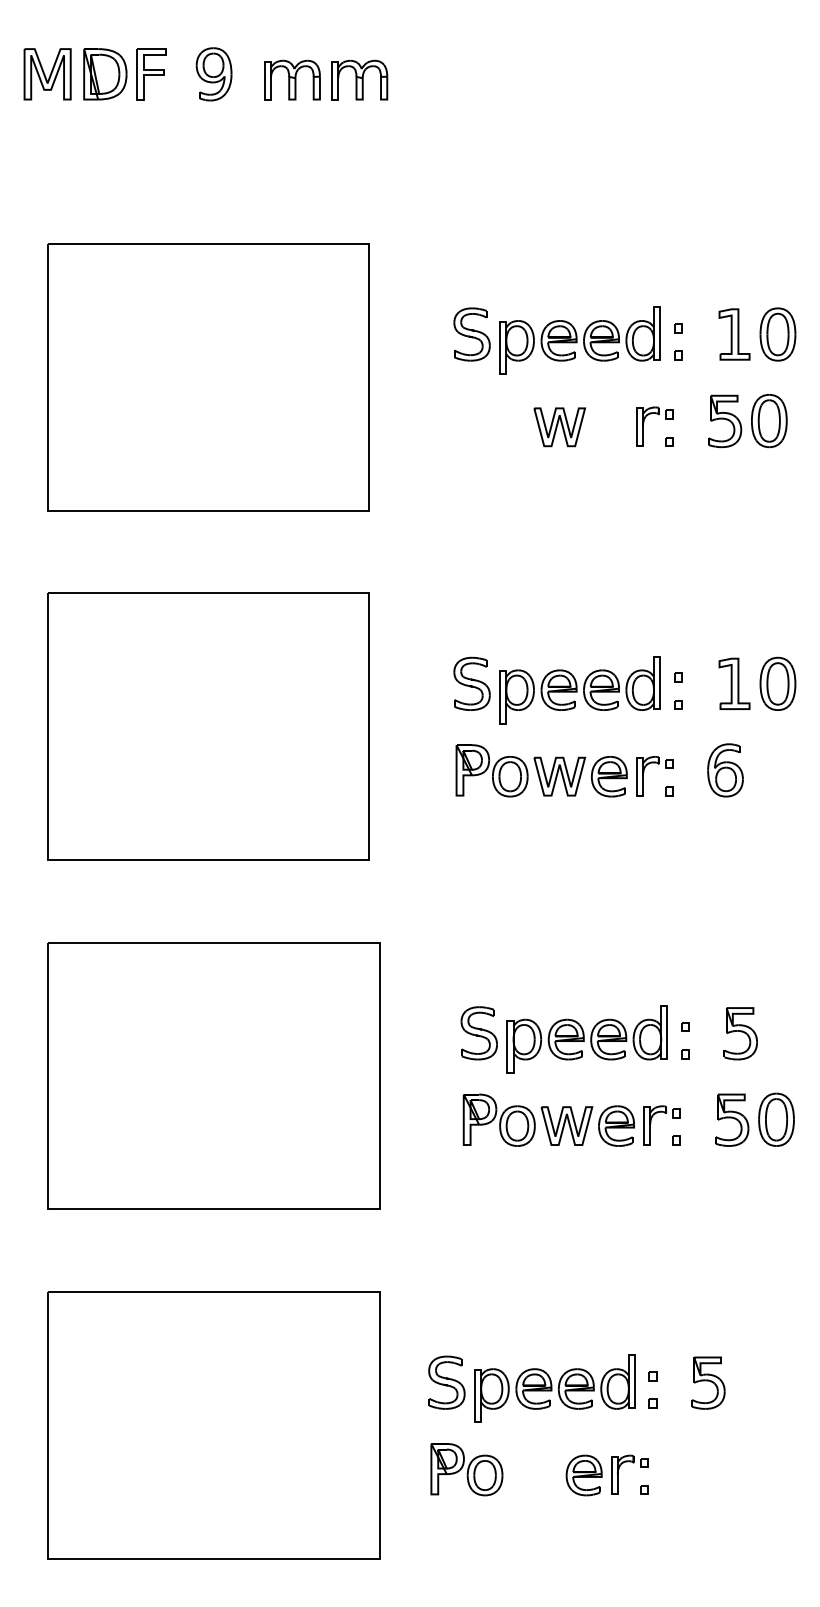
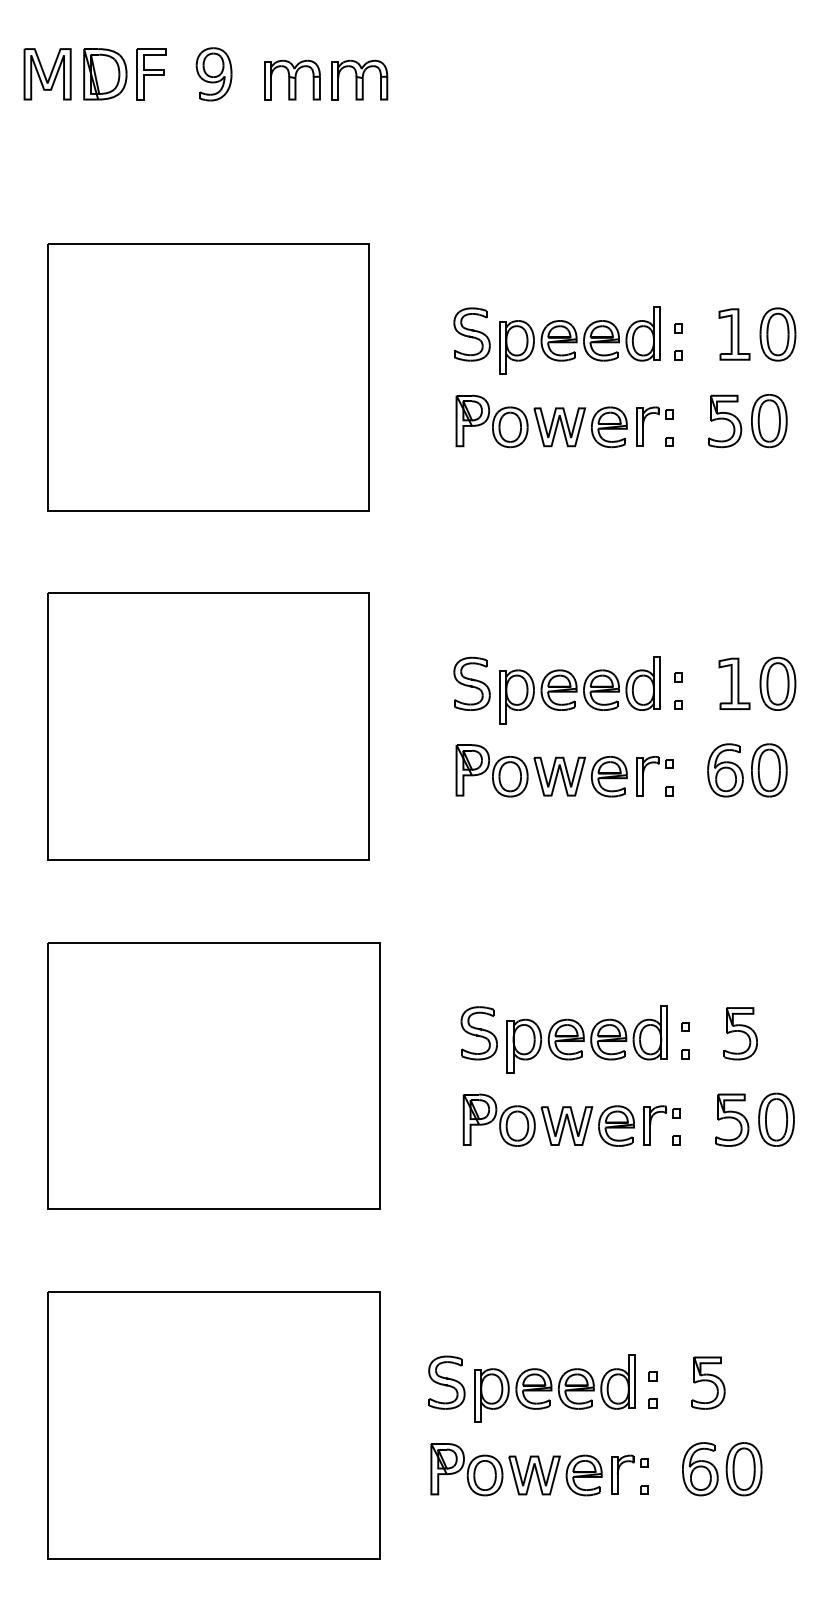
part: none -> present (491, 421)
part: none -> present (609, 427)
part: none -> present (769, 770)
part: none -> present (722, 1469)
part: none -> present (534, 1475)
